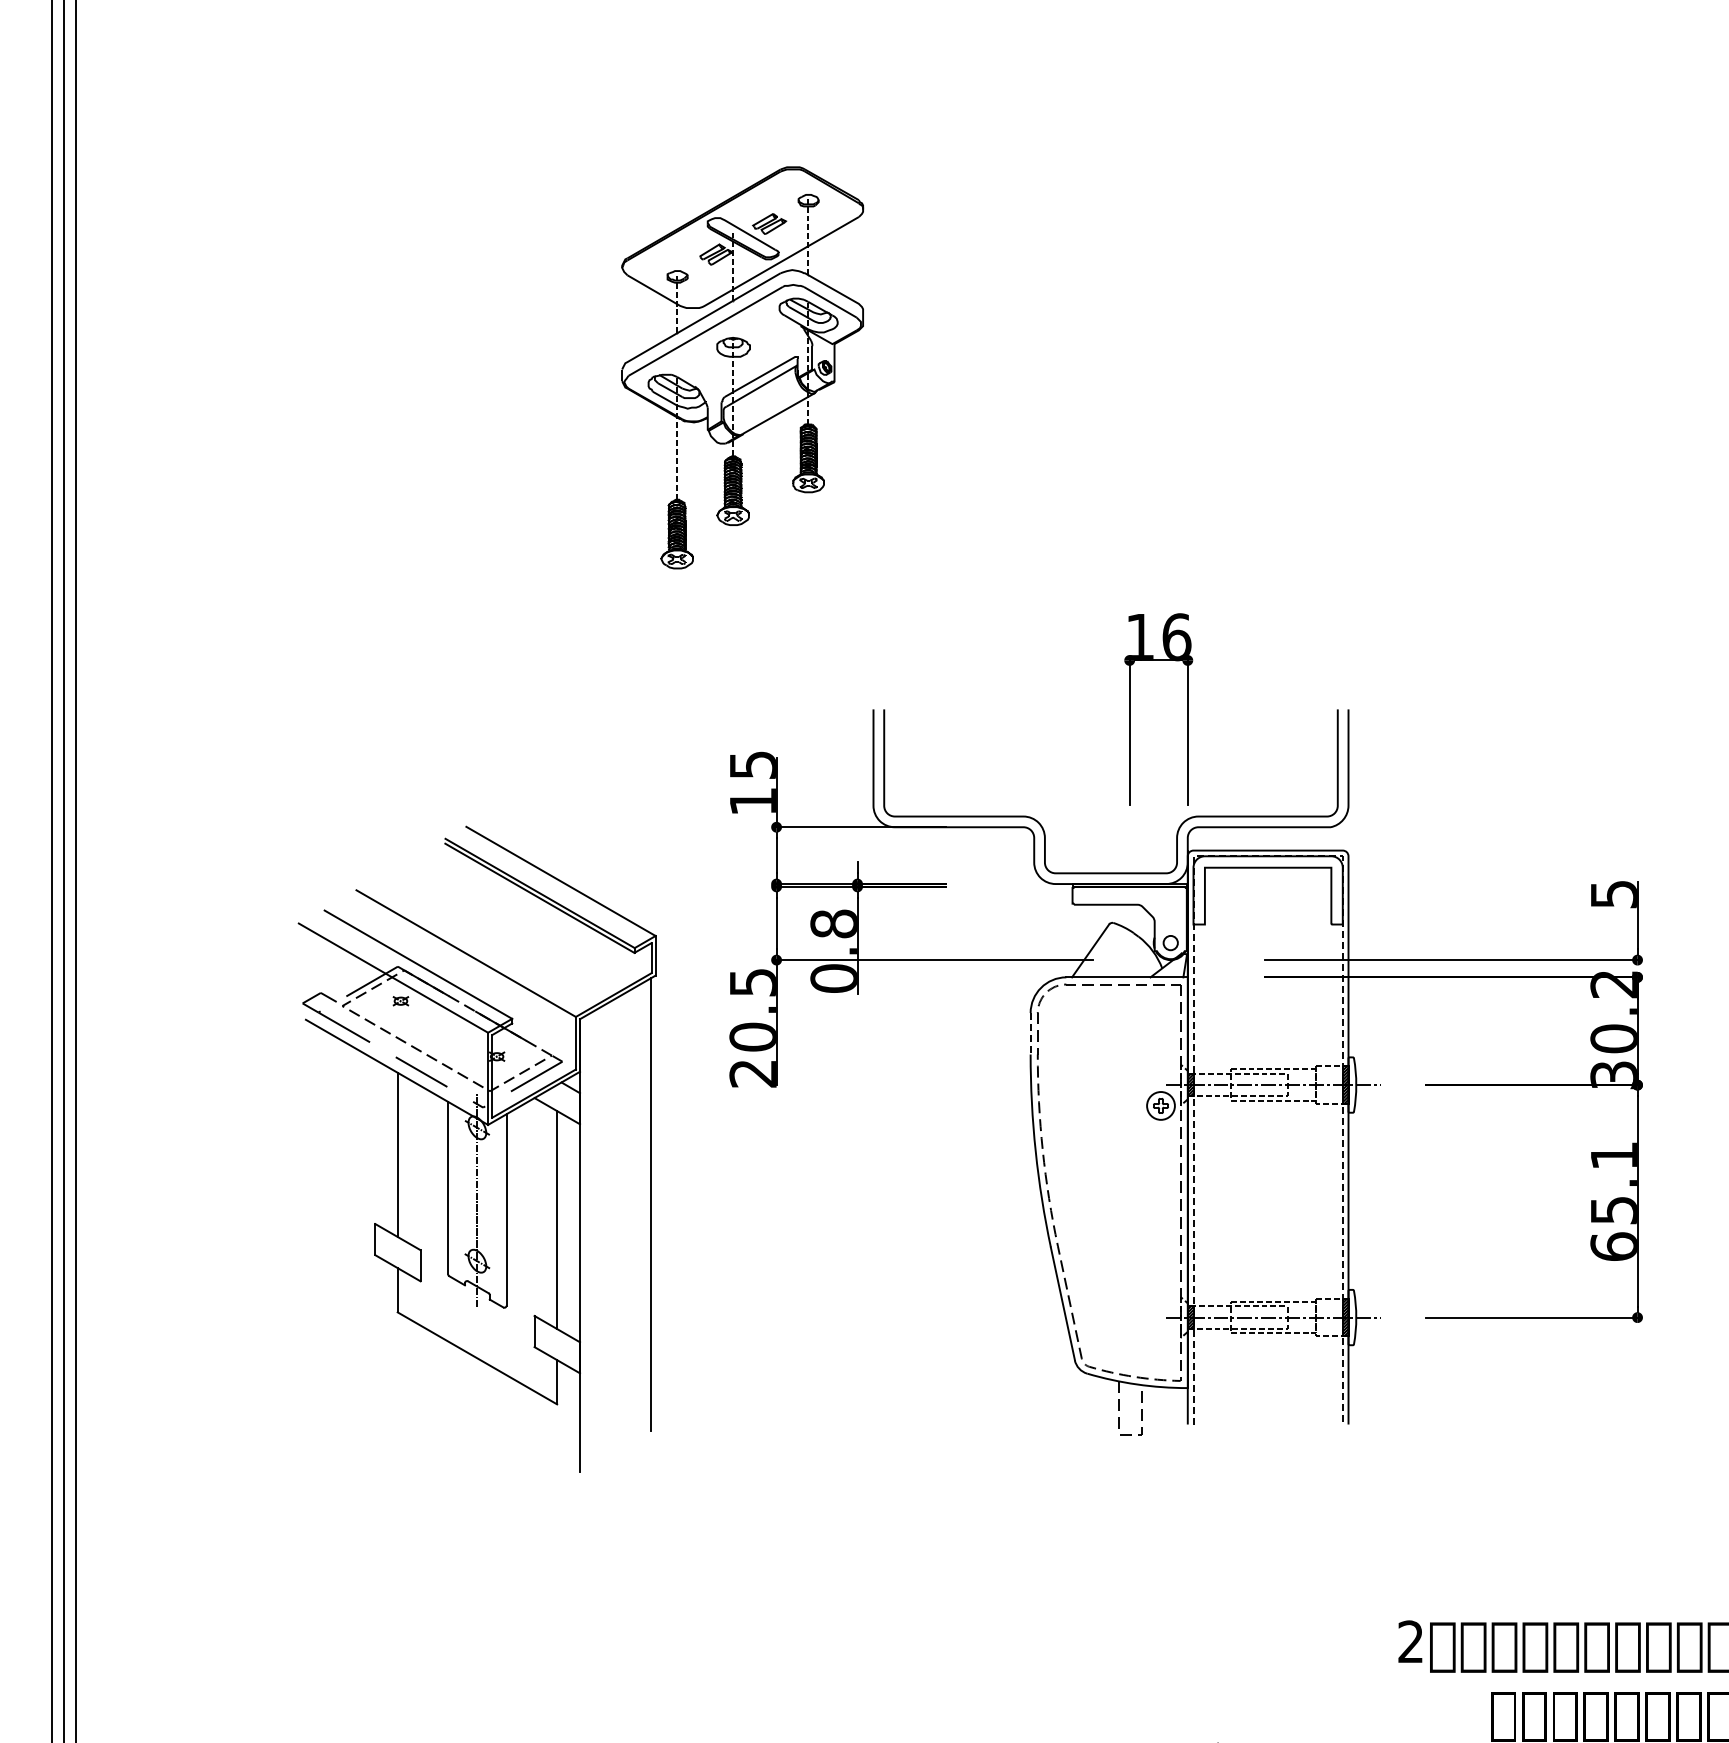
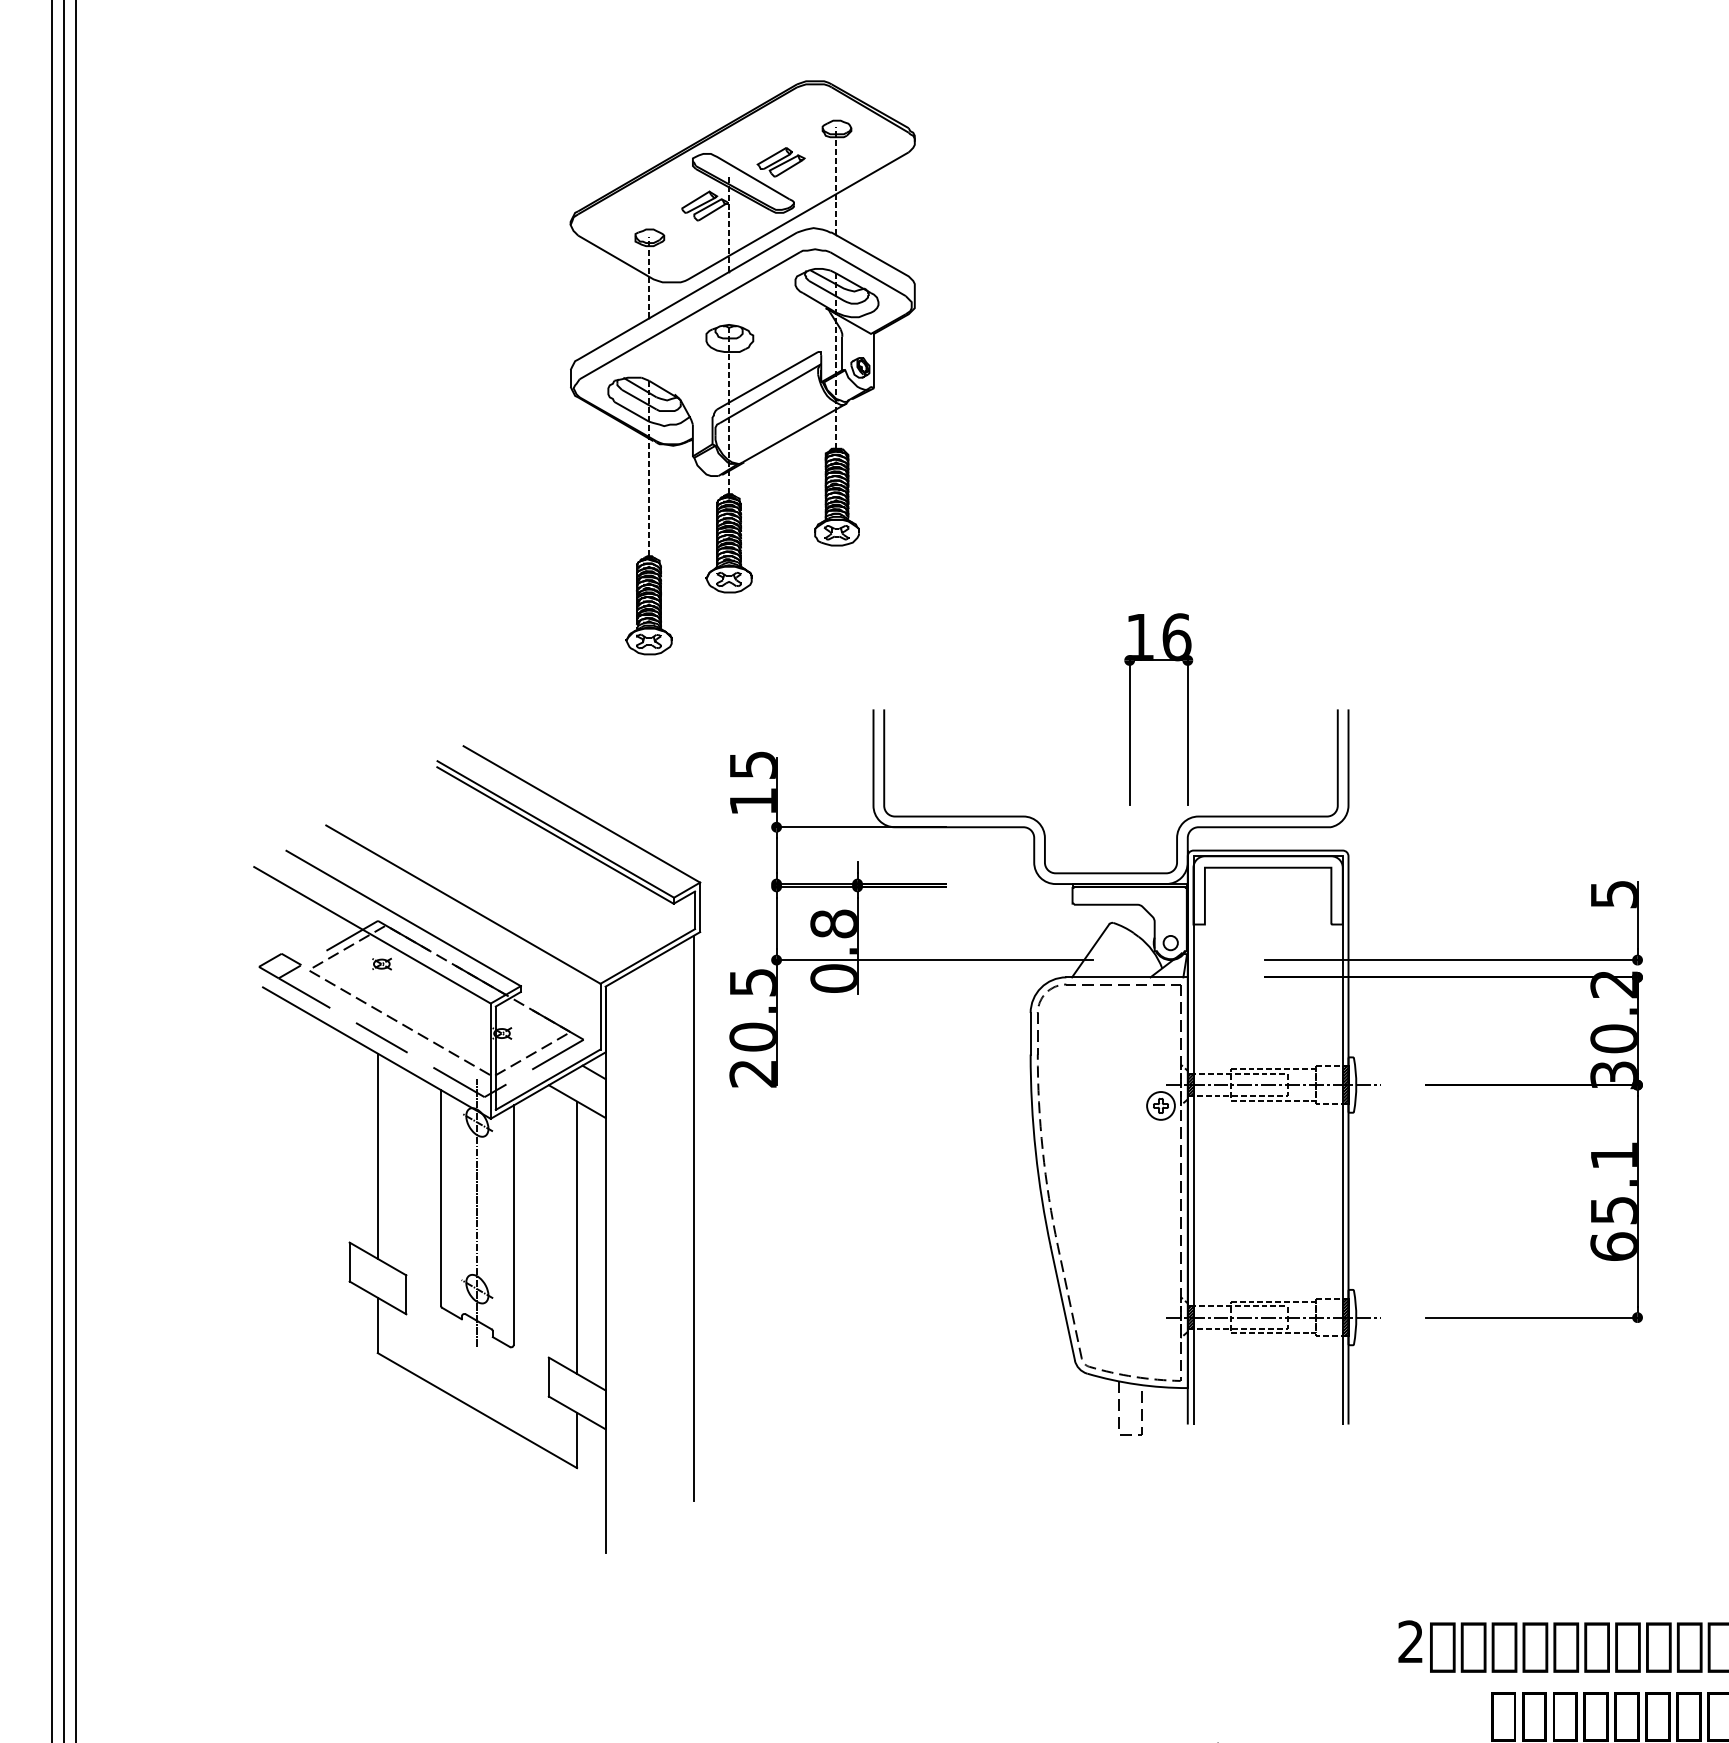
part size: 244x404 px -> 347x576 px (742, 367)
line: dashed -> solid (1268, 856)
line: dashed -> solid (1030, 1033)
part size: 360x648 px -> 449x809 px (477, 1149)
